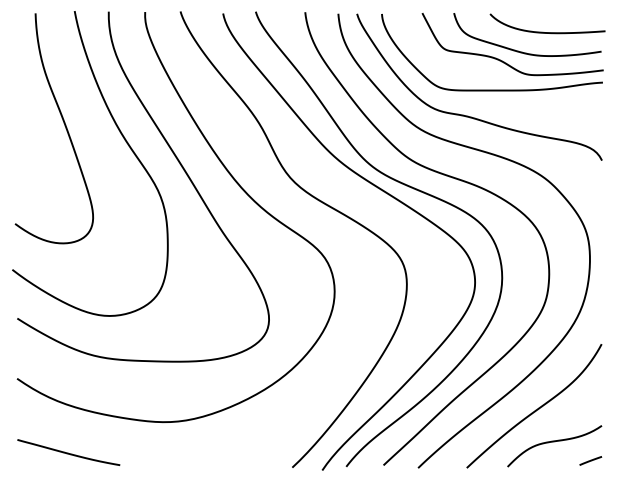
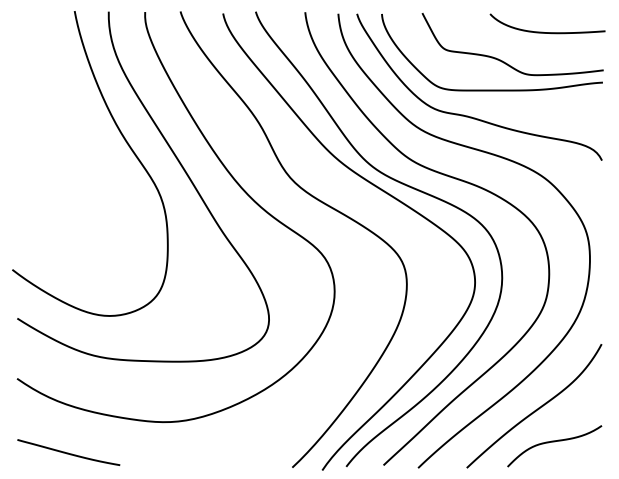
curve: present -> none (522, 51)
curve: present -> none (63, 123)
line: present -> none (590, 460)
